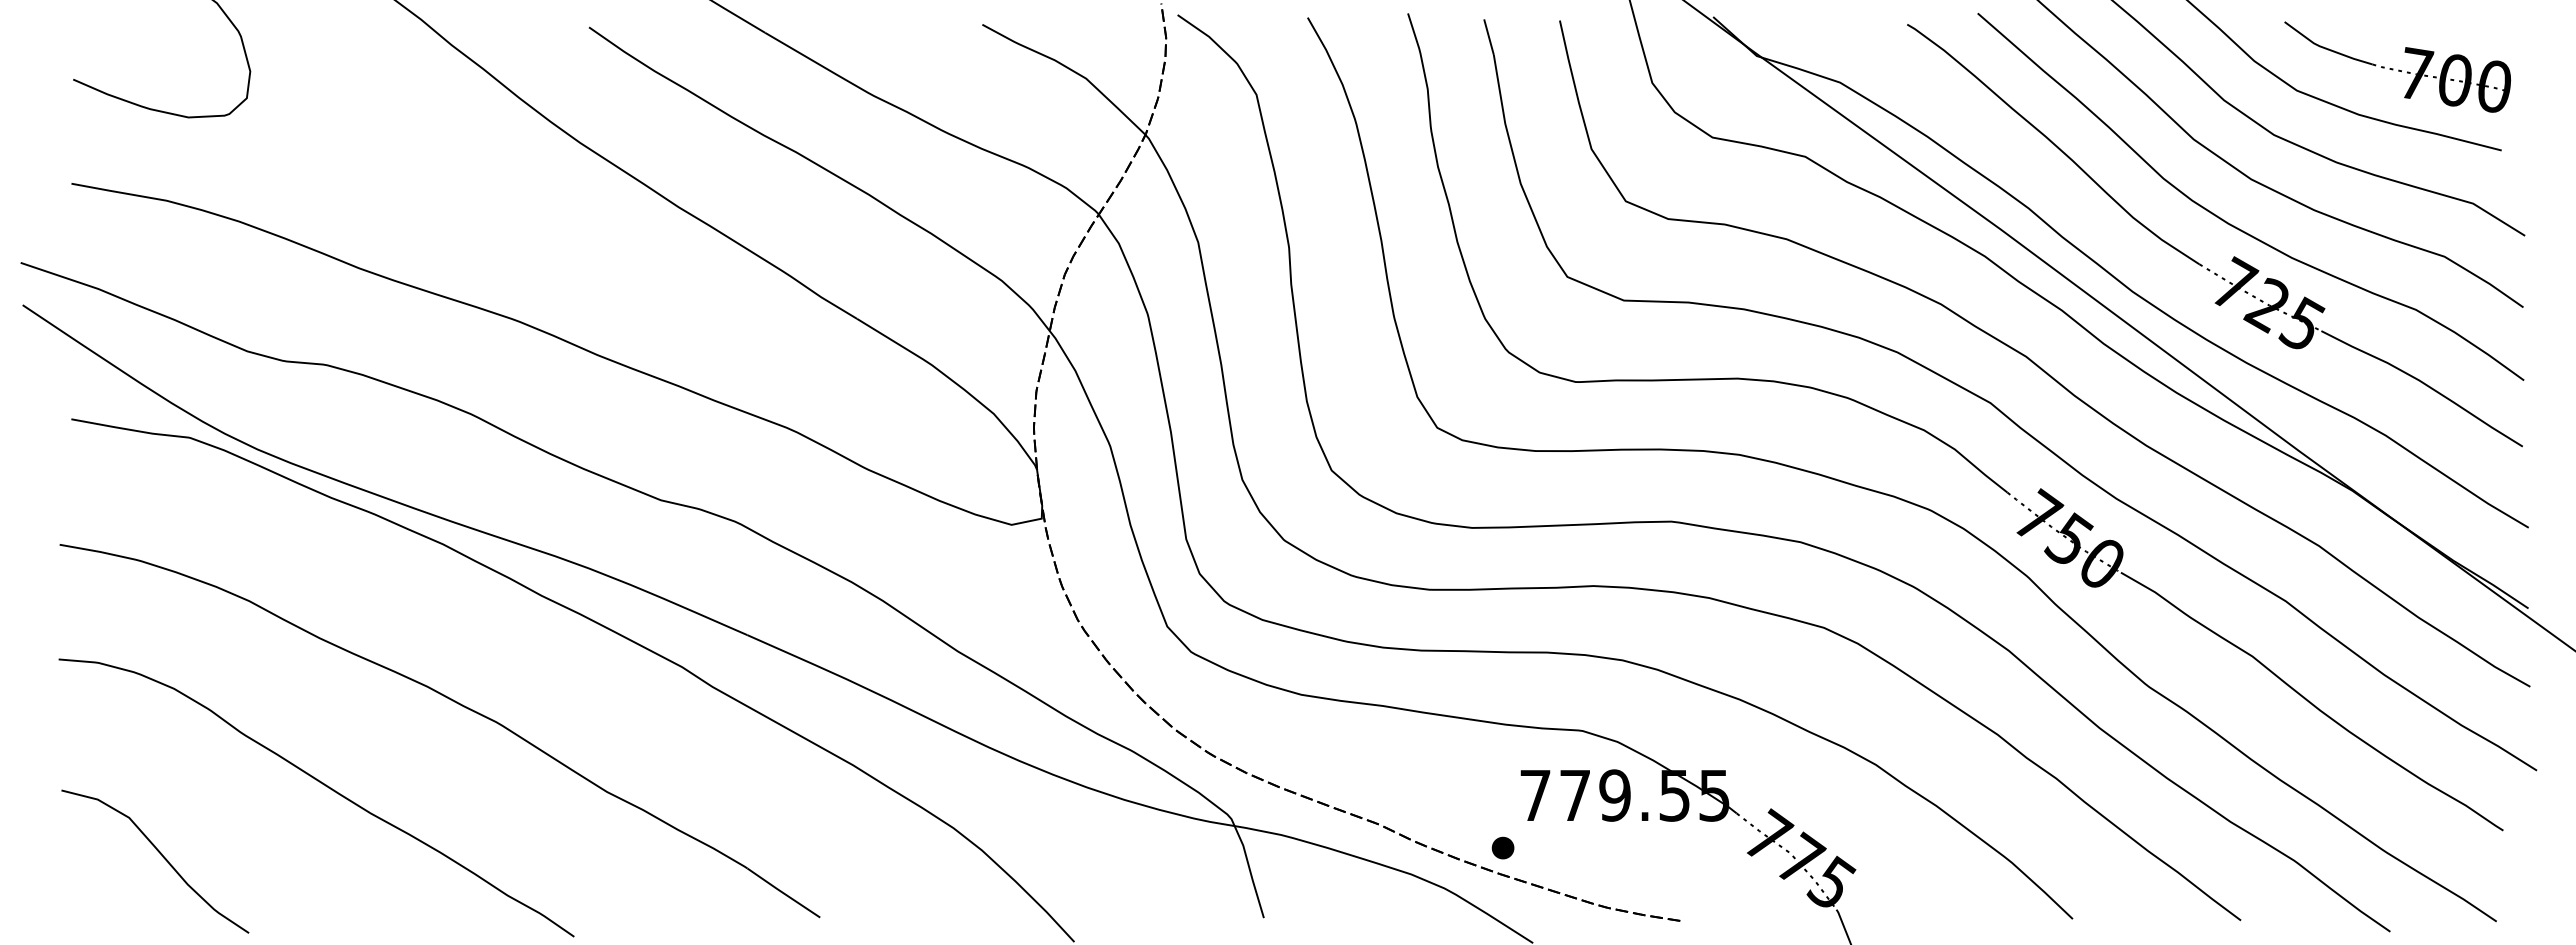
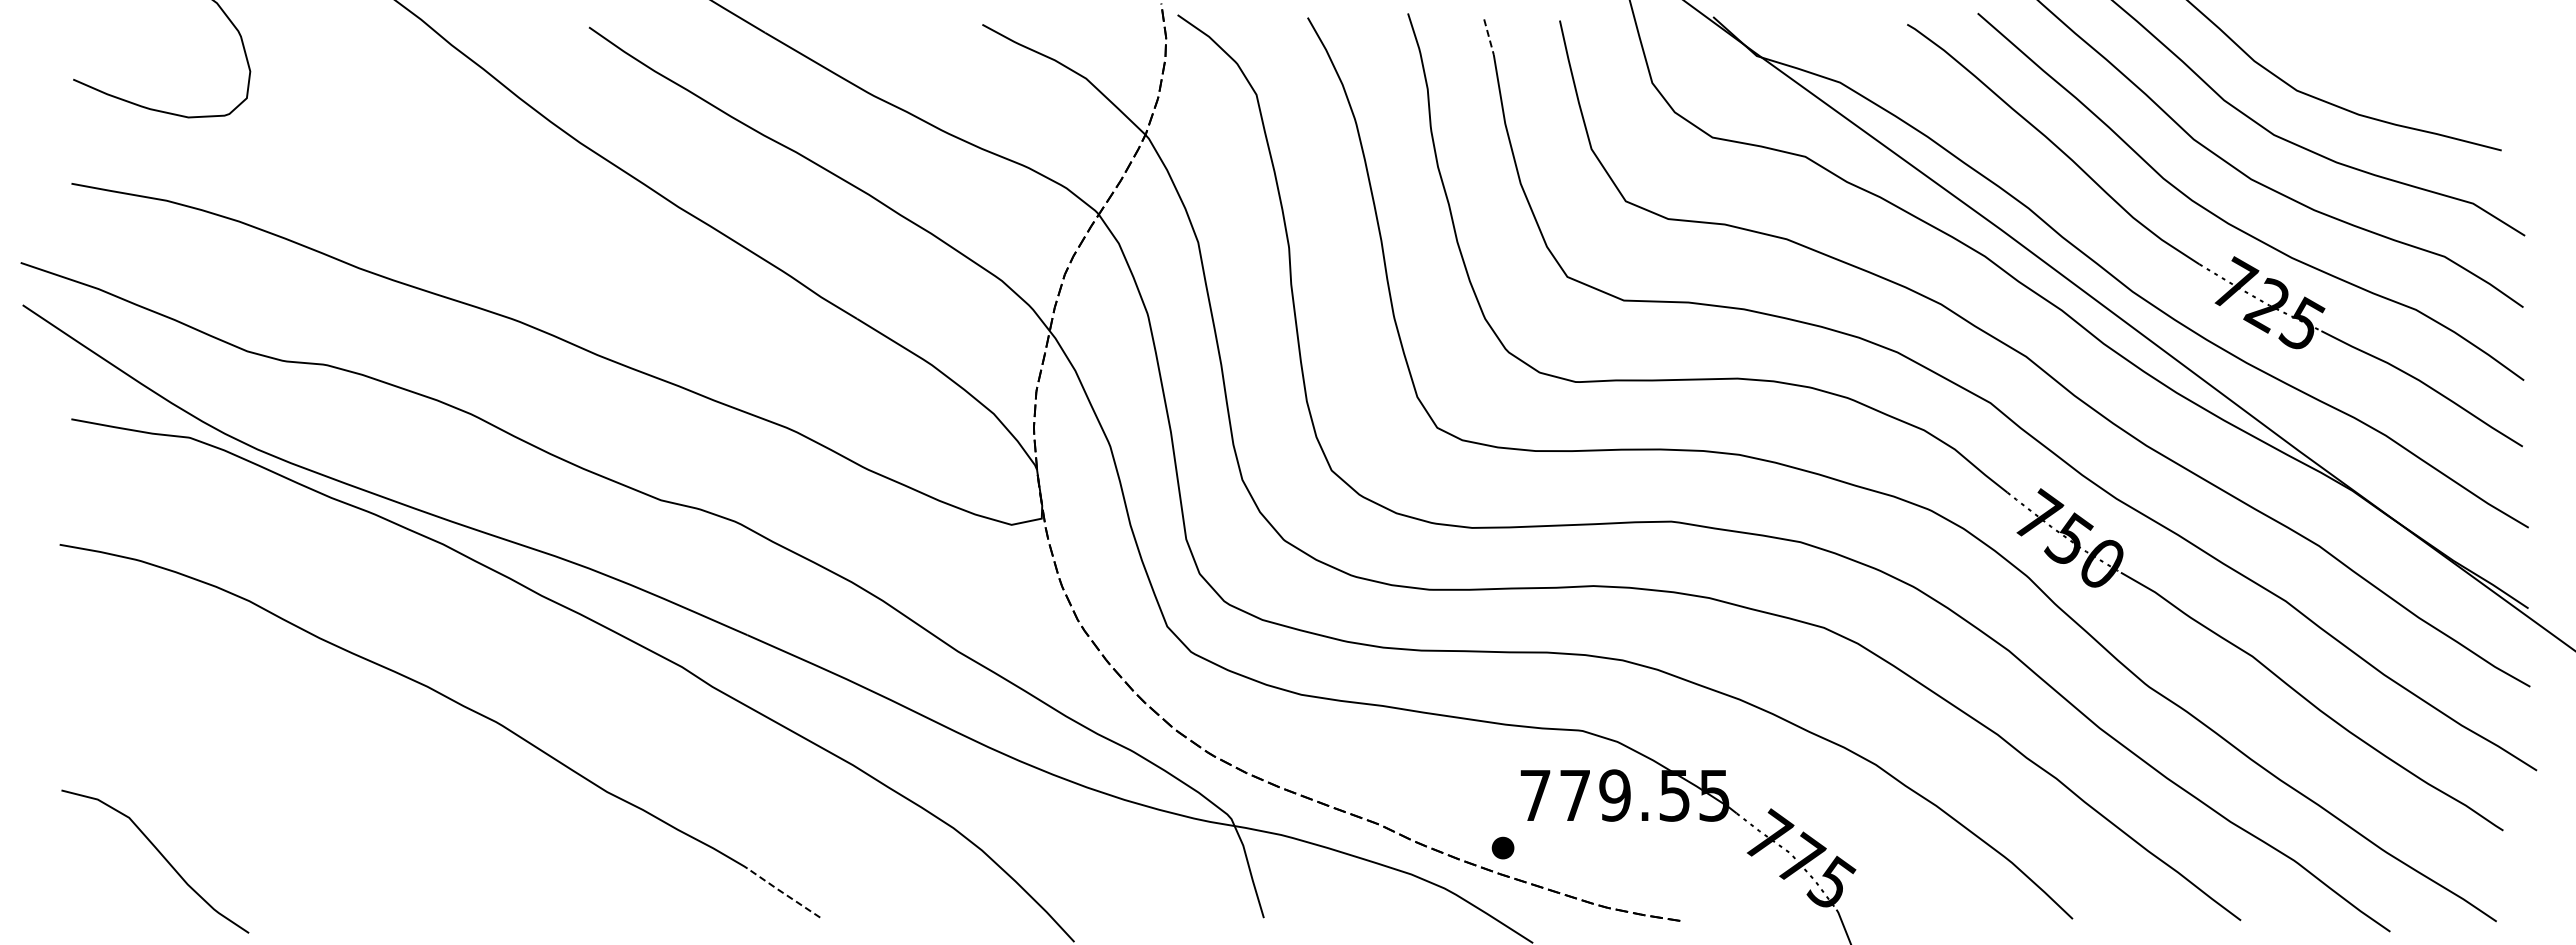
line: solid -> dashed (1489, 37)
part: present -> none (2397, 66)
curve: present -> none (323, 785)
line: solid -> dashed (783, 892)
